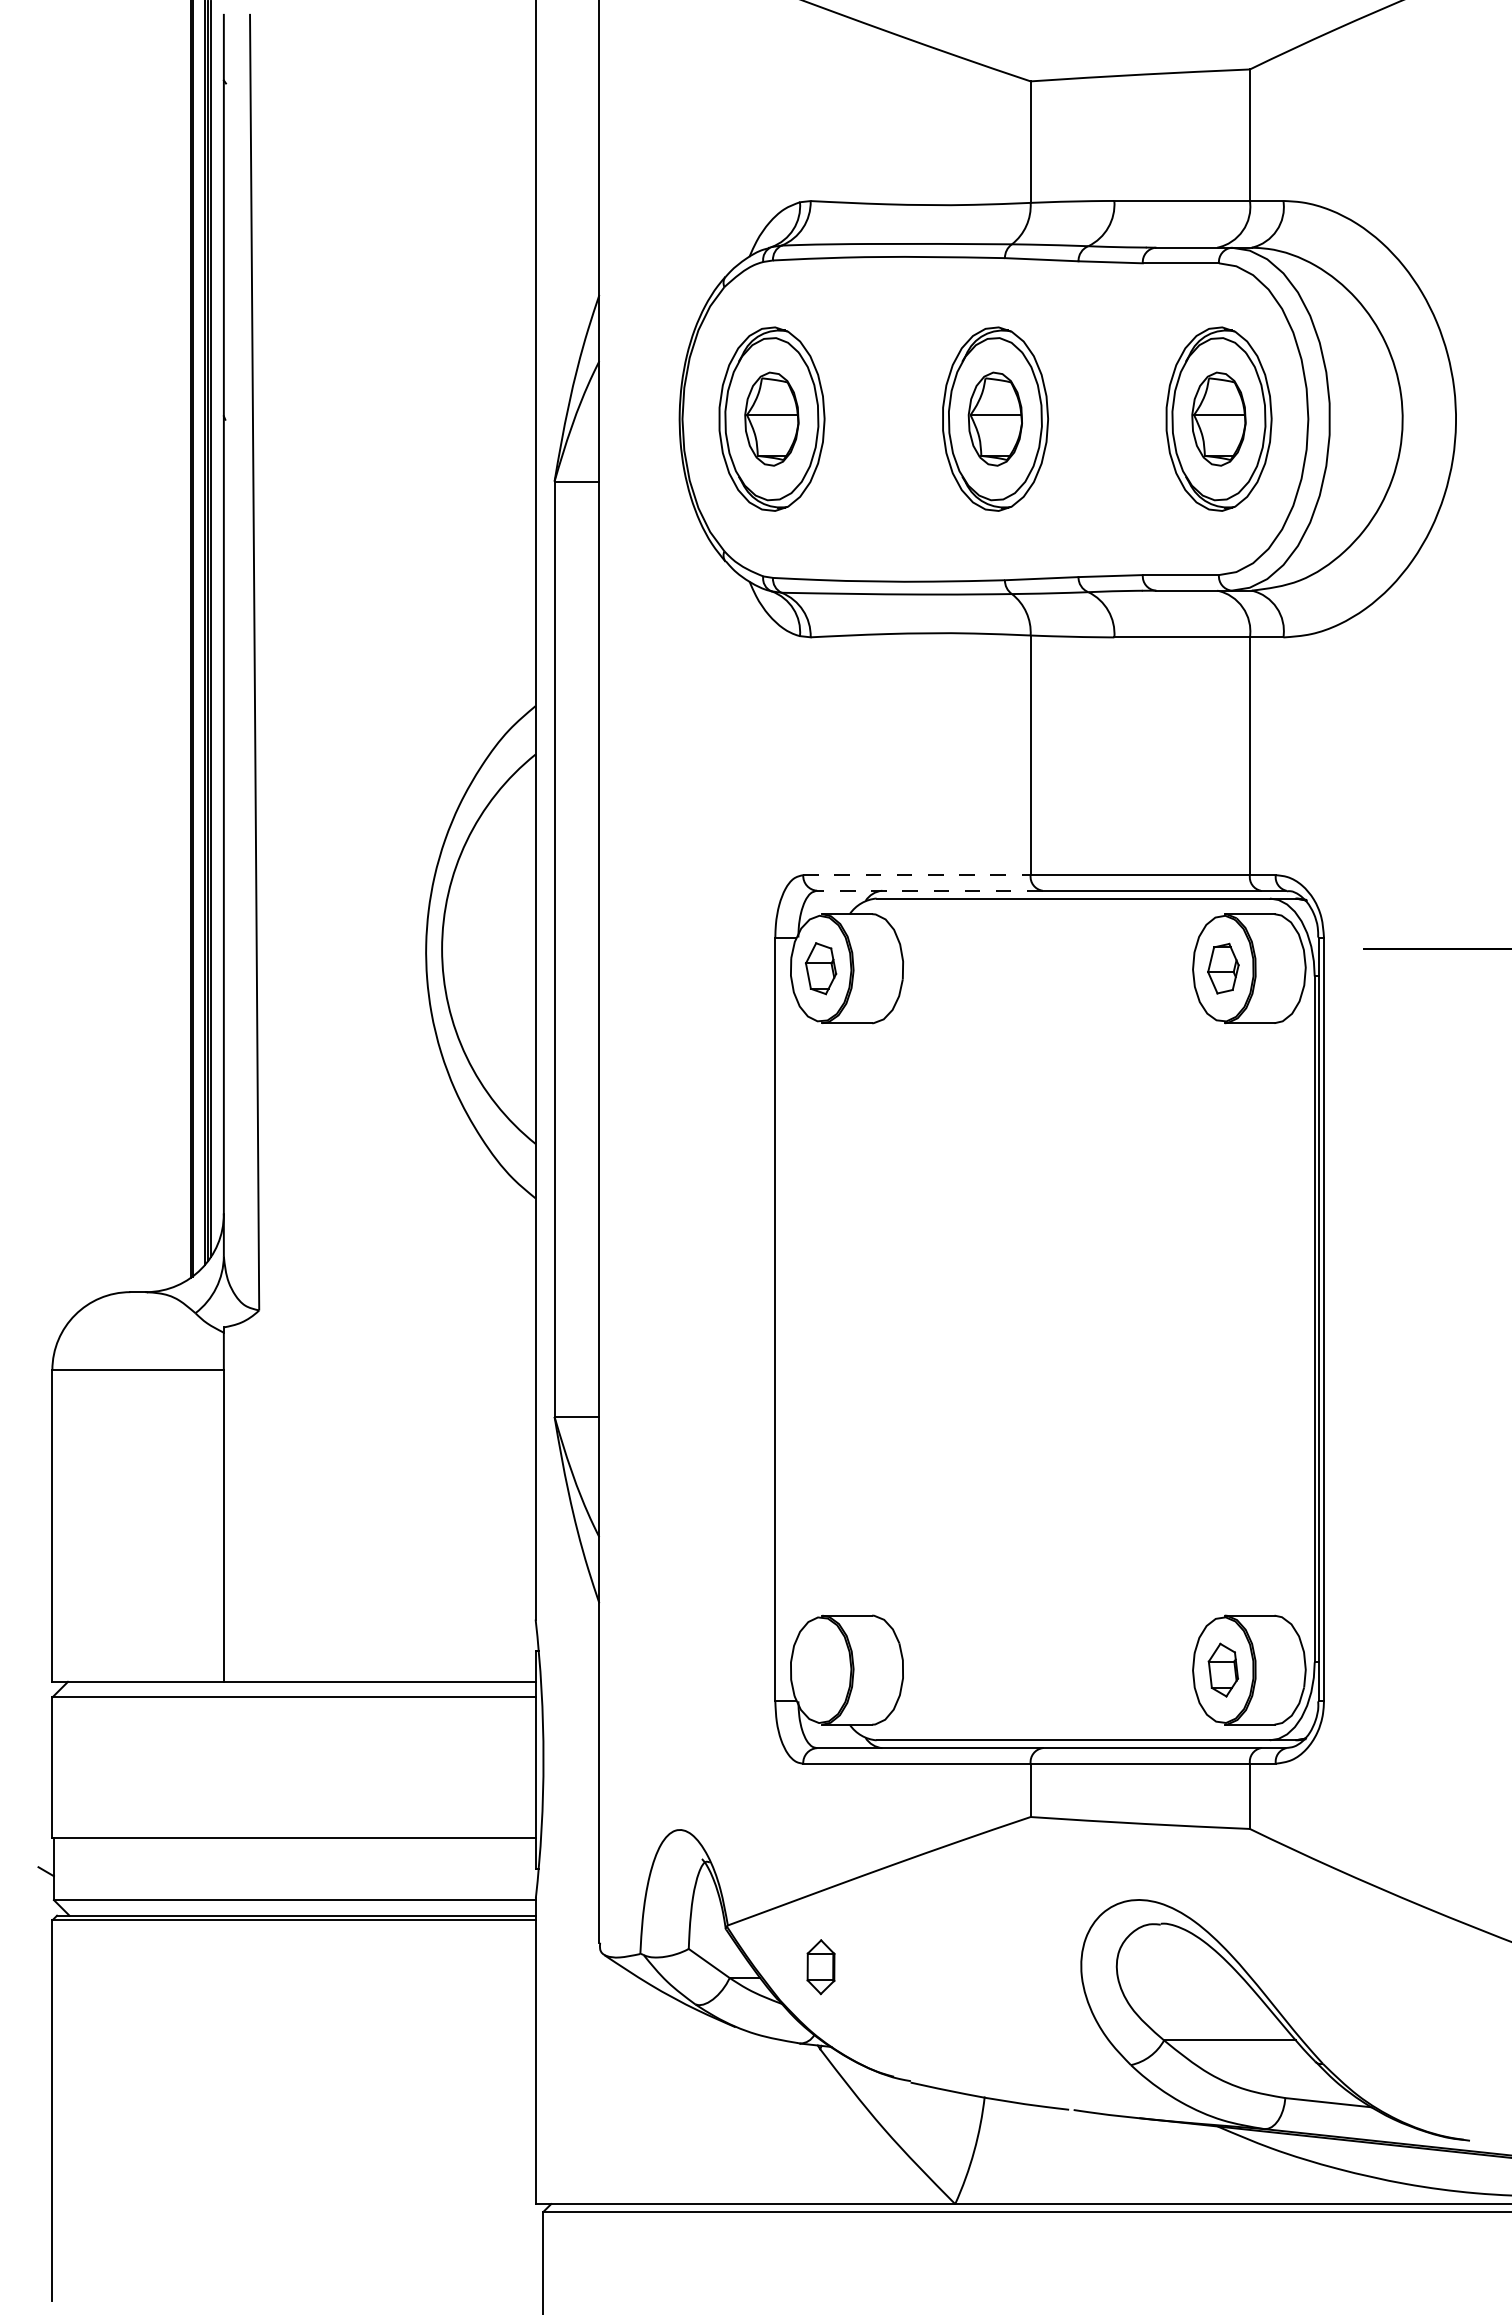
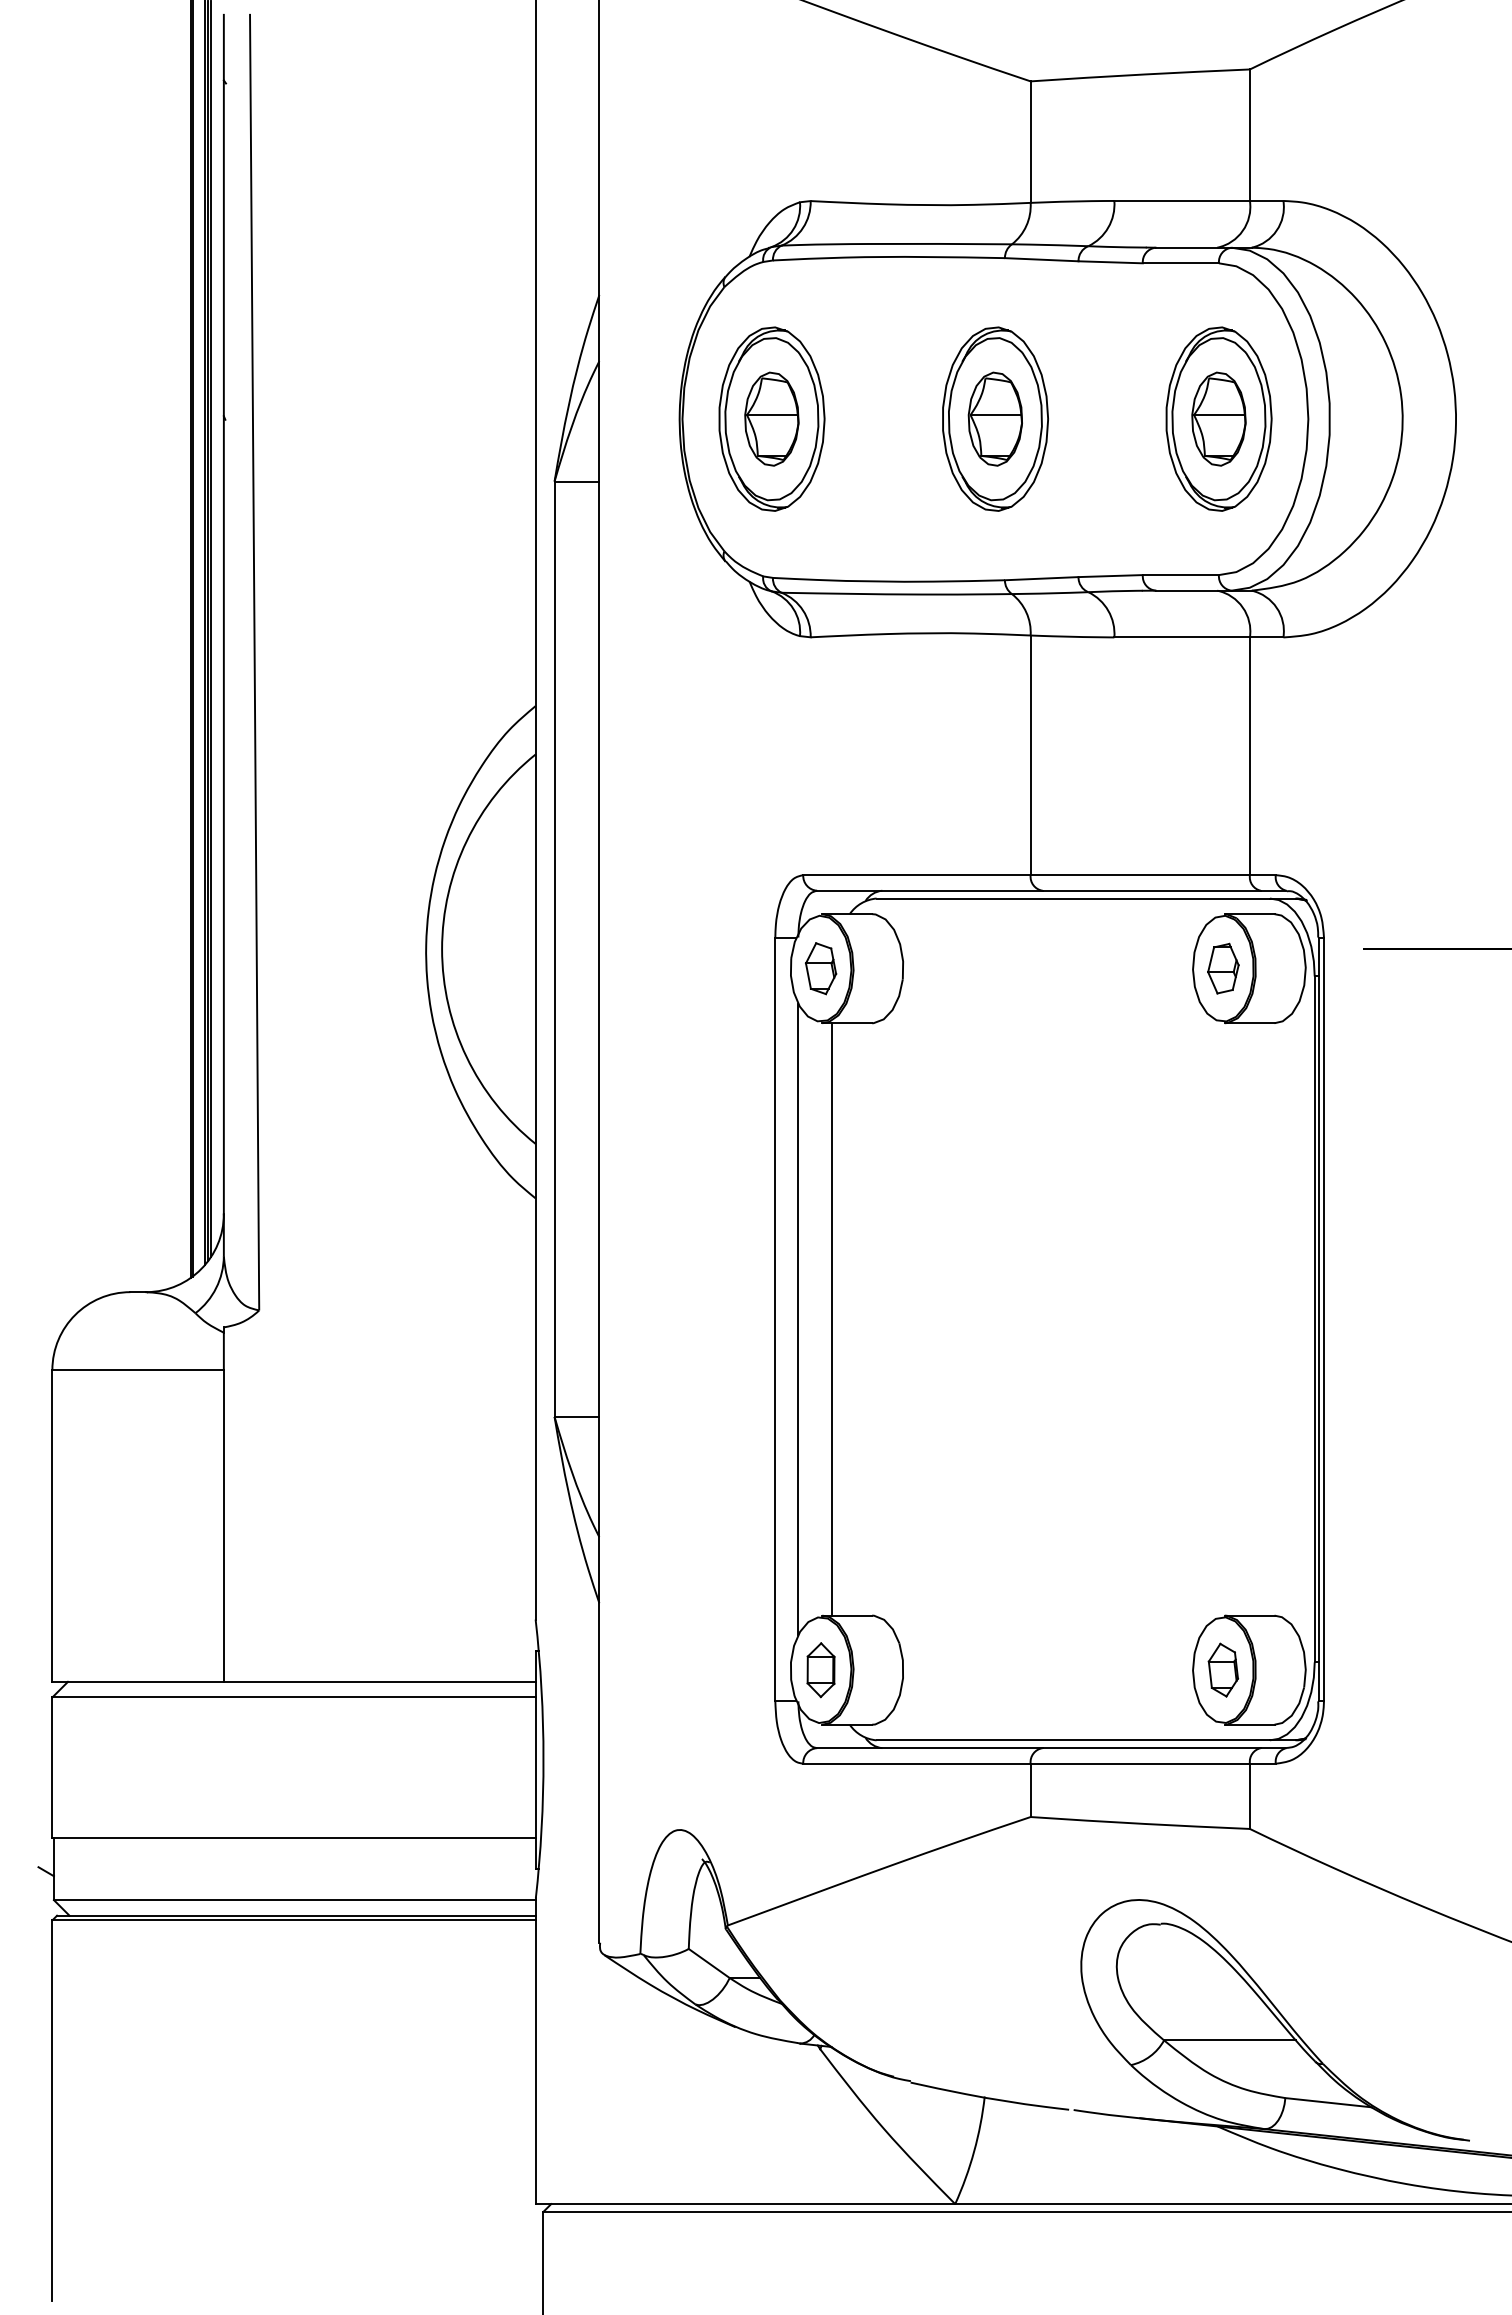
line: dashed -> solid (916, 875)
line: dashed -> solid (929, 890)
line: none -> present (798, 1319)
line: none -> present (831, 1319)
part position: (820, 1967) -> (820, 1670) (820, 1670)
